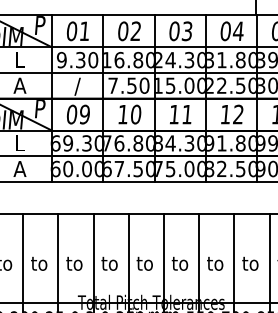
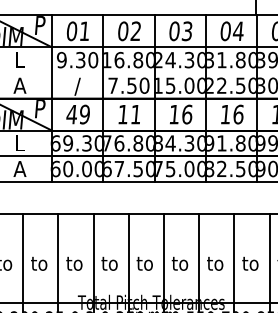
line: present -> none (138, 72)
text: 09 -> 49 (71, 114)
text: 10 -> 11 (136, 114)
text: 11 -> 16 (187, 114)
text: 12 -> 16 (238, 114)
